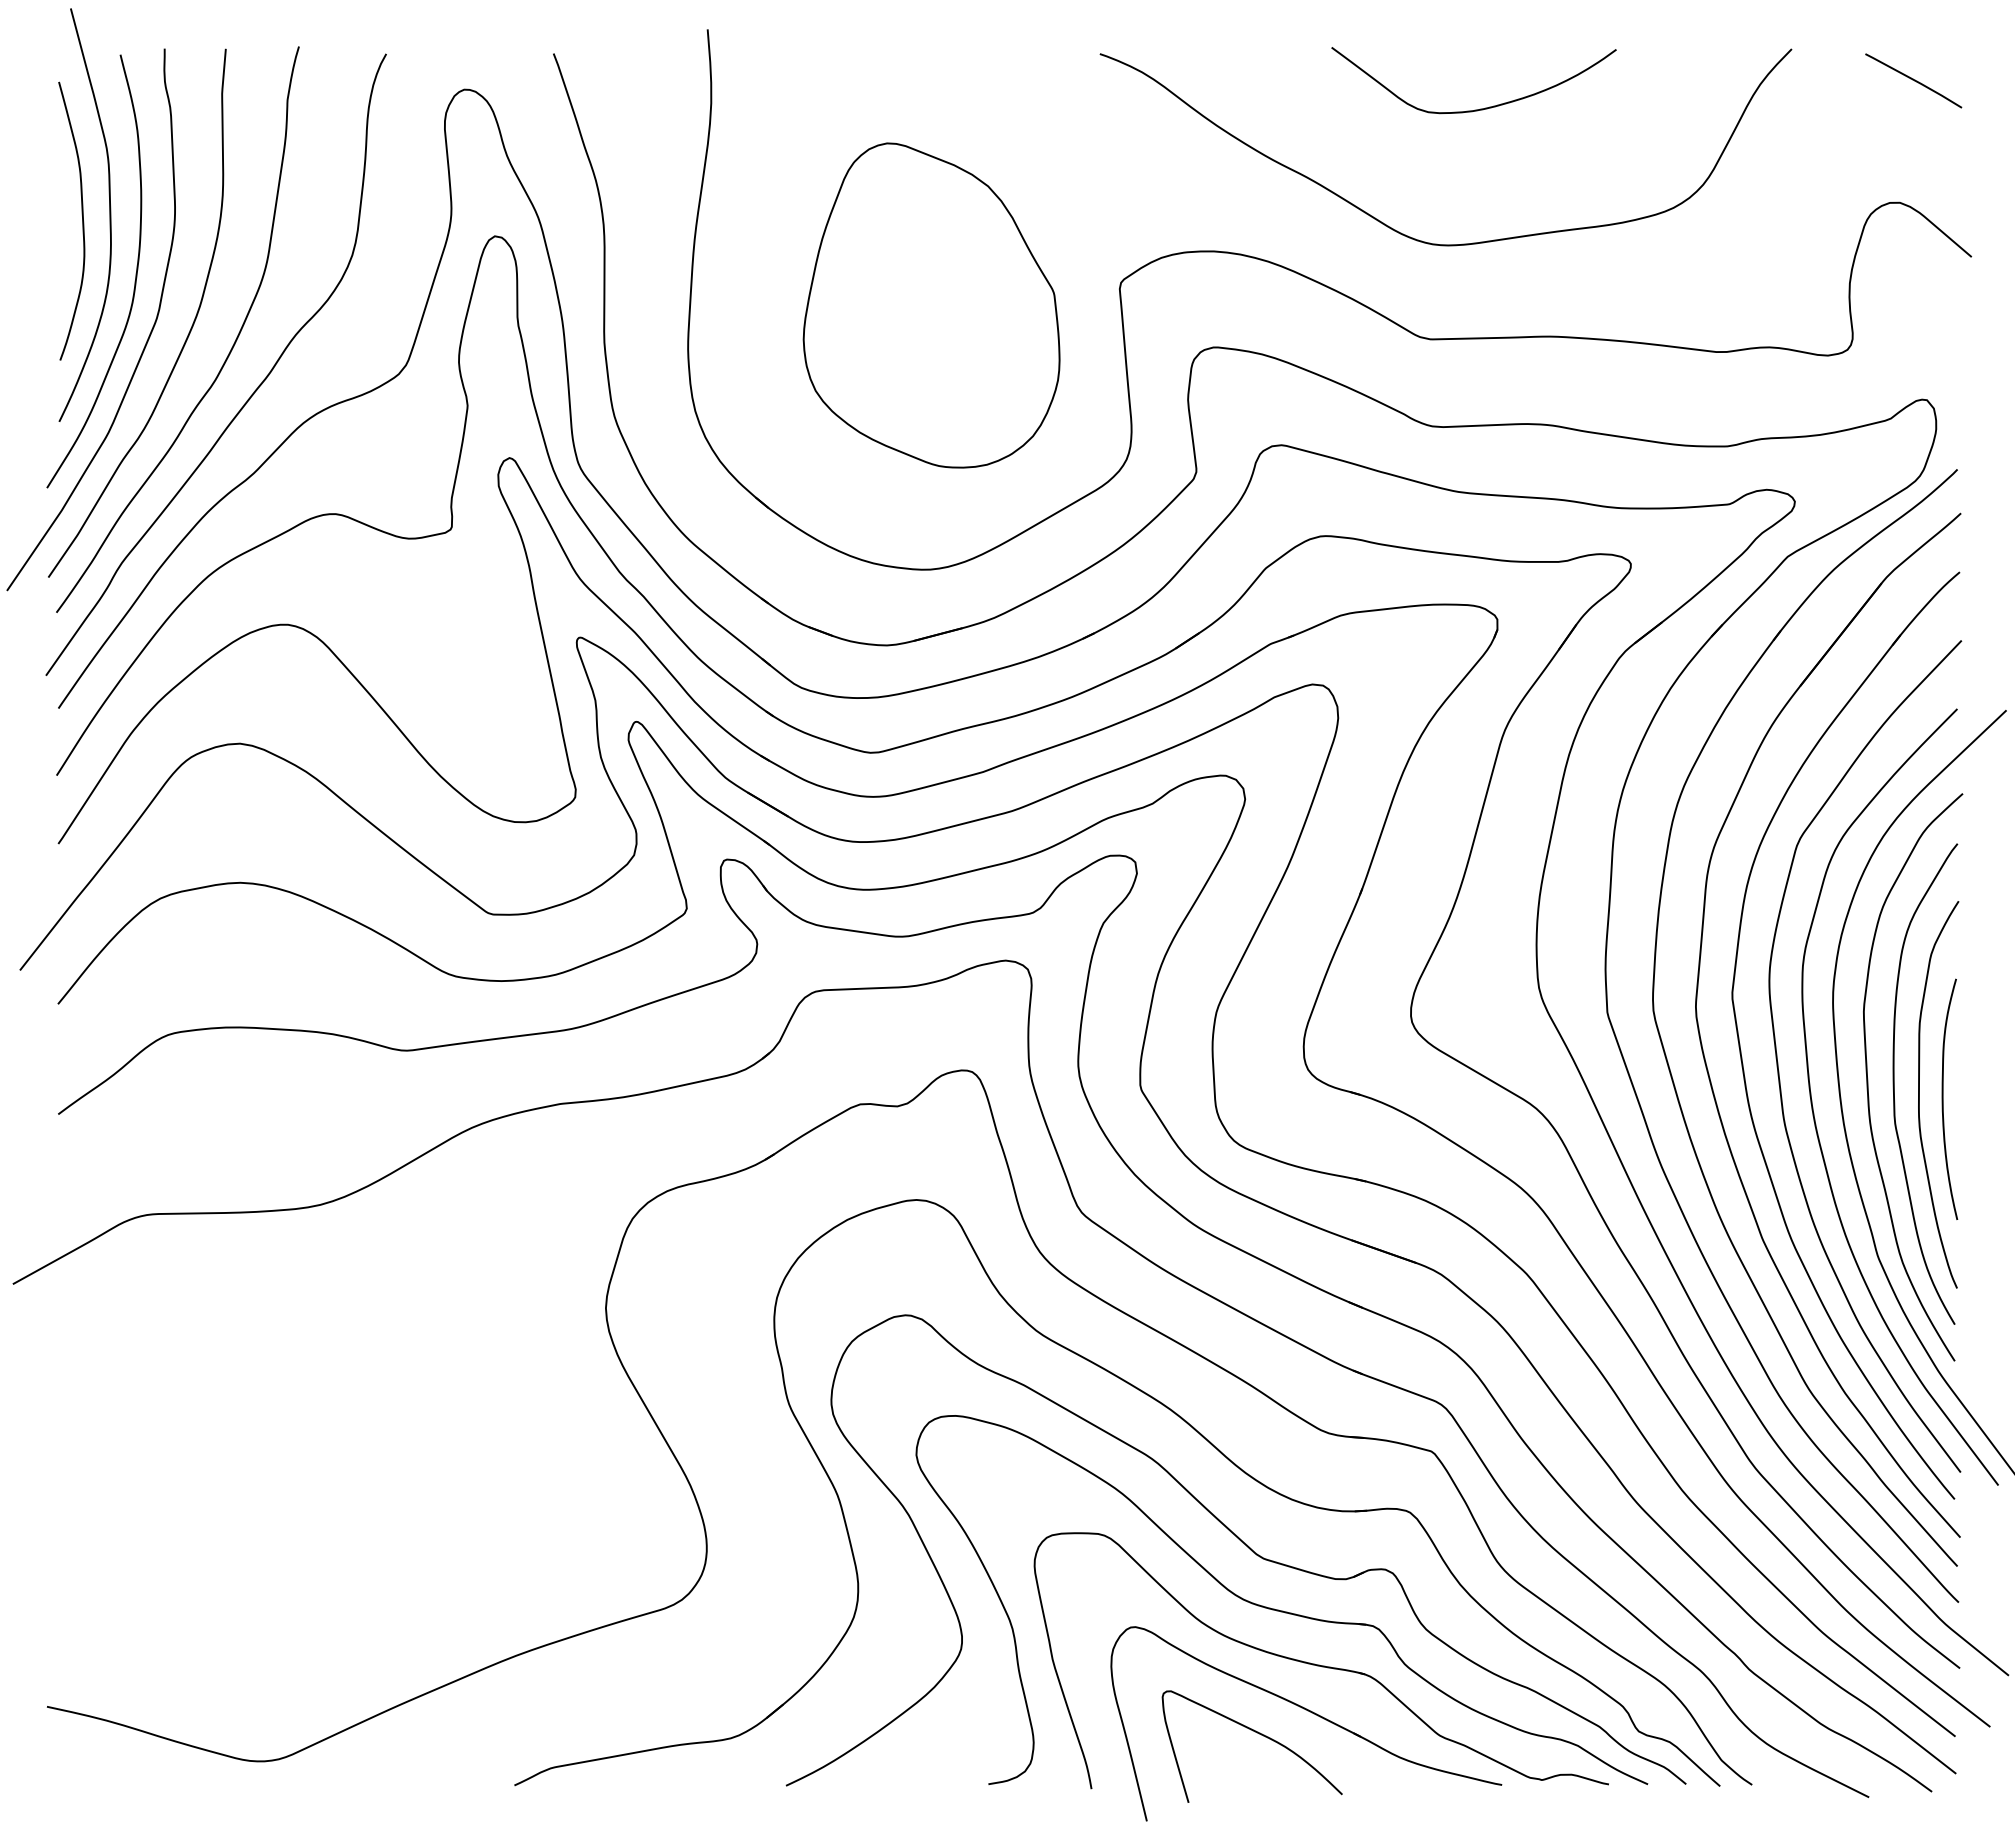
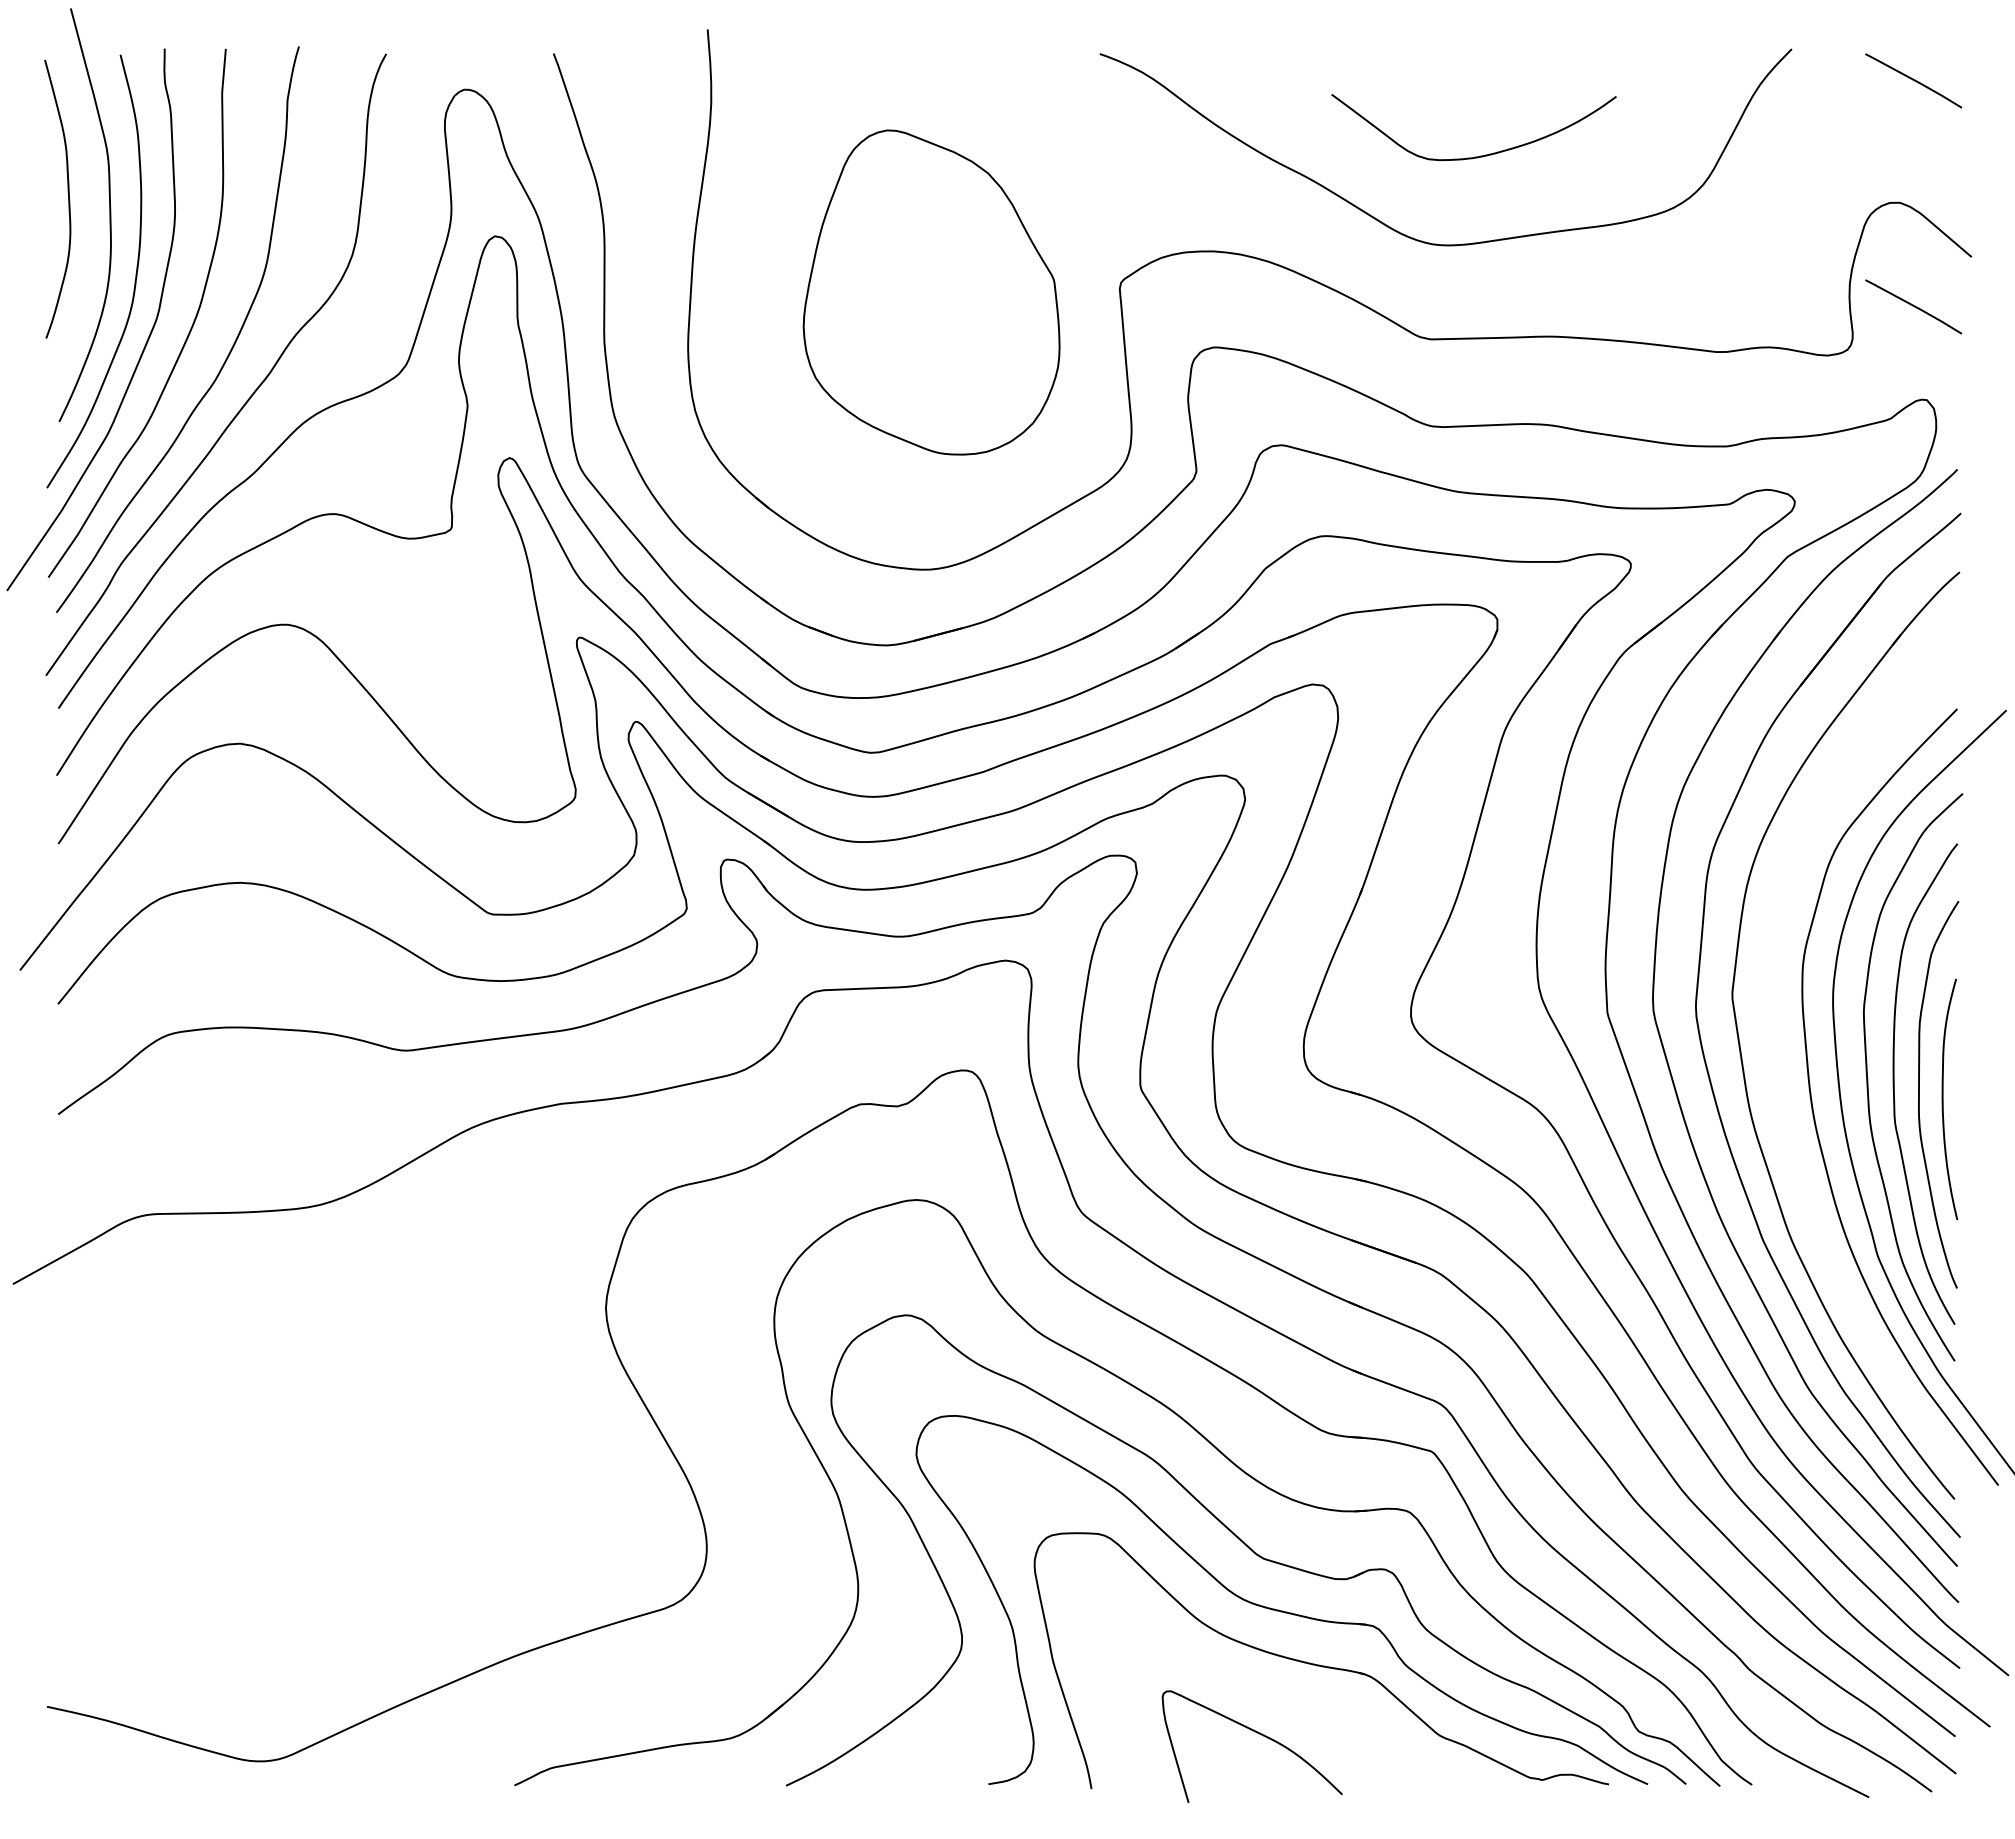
curve position: (1480, 108) -> (1480, 155) (1480, 155)
curve position: (82, 220) -> (68, 198) (68, 198)
part position: (931, 305) -> (931, 292) (931, 292)
line: none -> present (1913, 306)
curve: present -> none (1778, 1062)
part: present -> none (1312, 1713)
